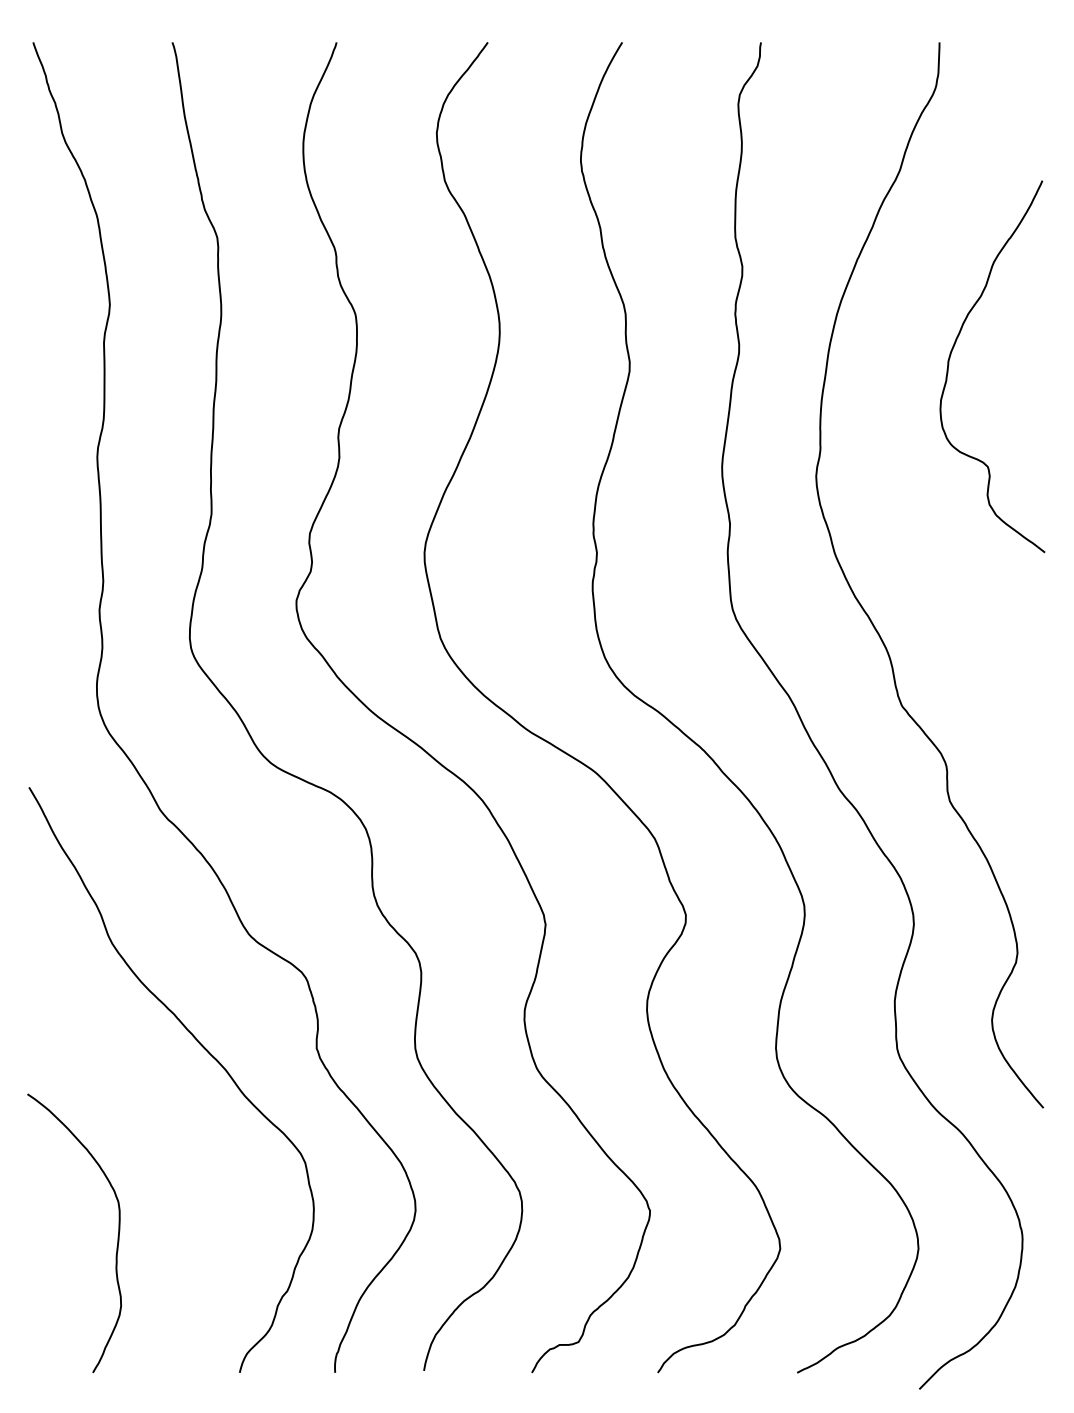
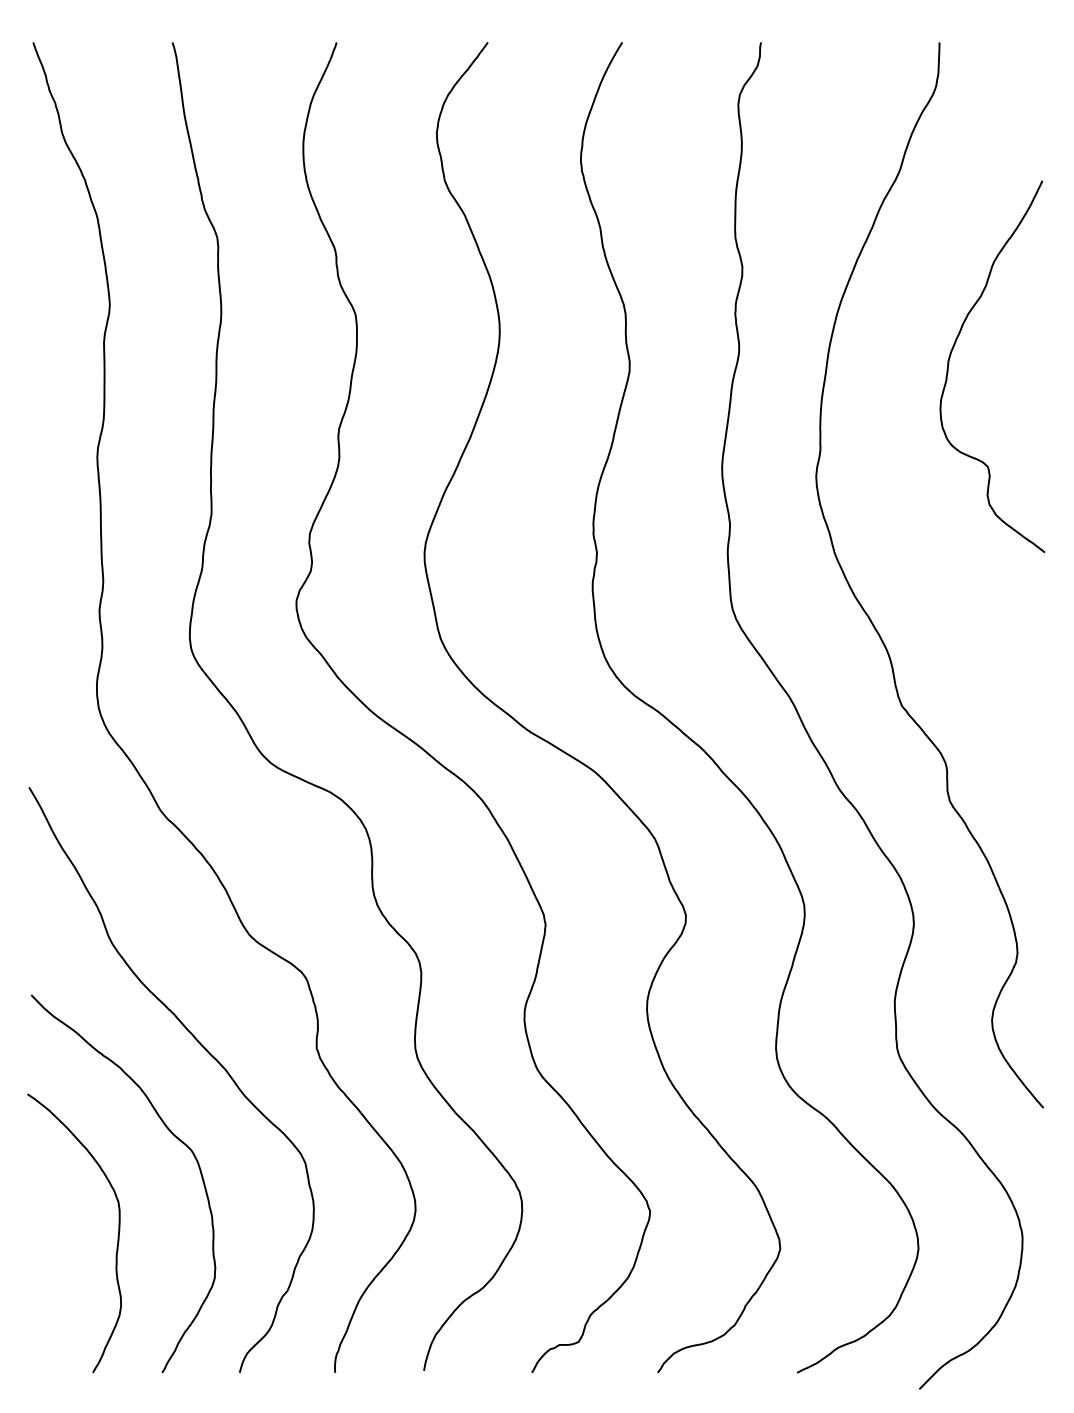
curve: none -> present (172, 1134)
